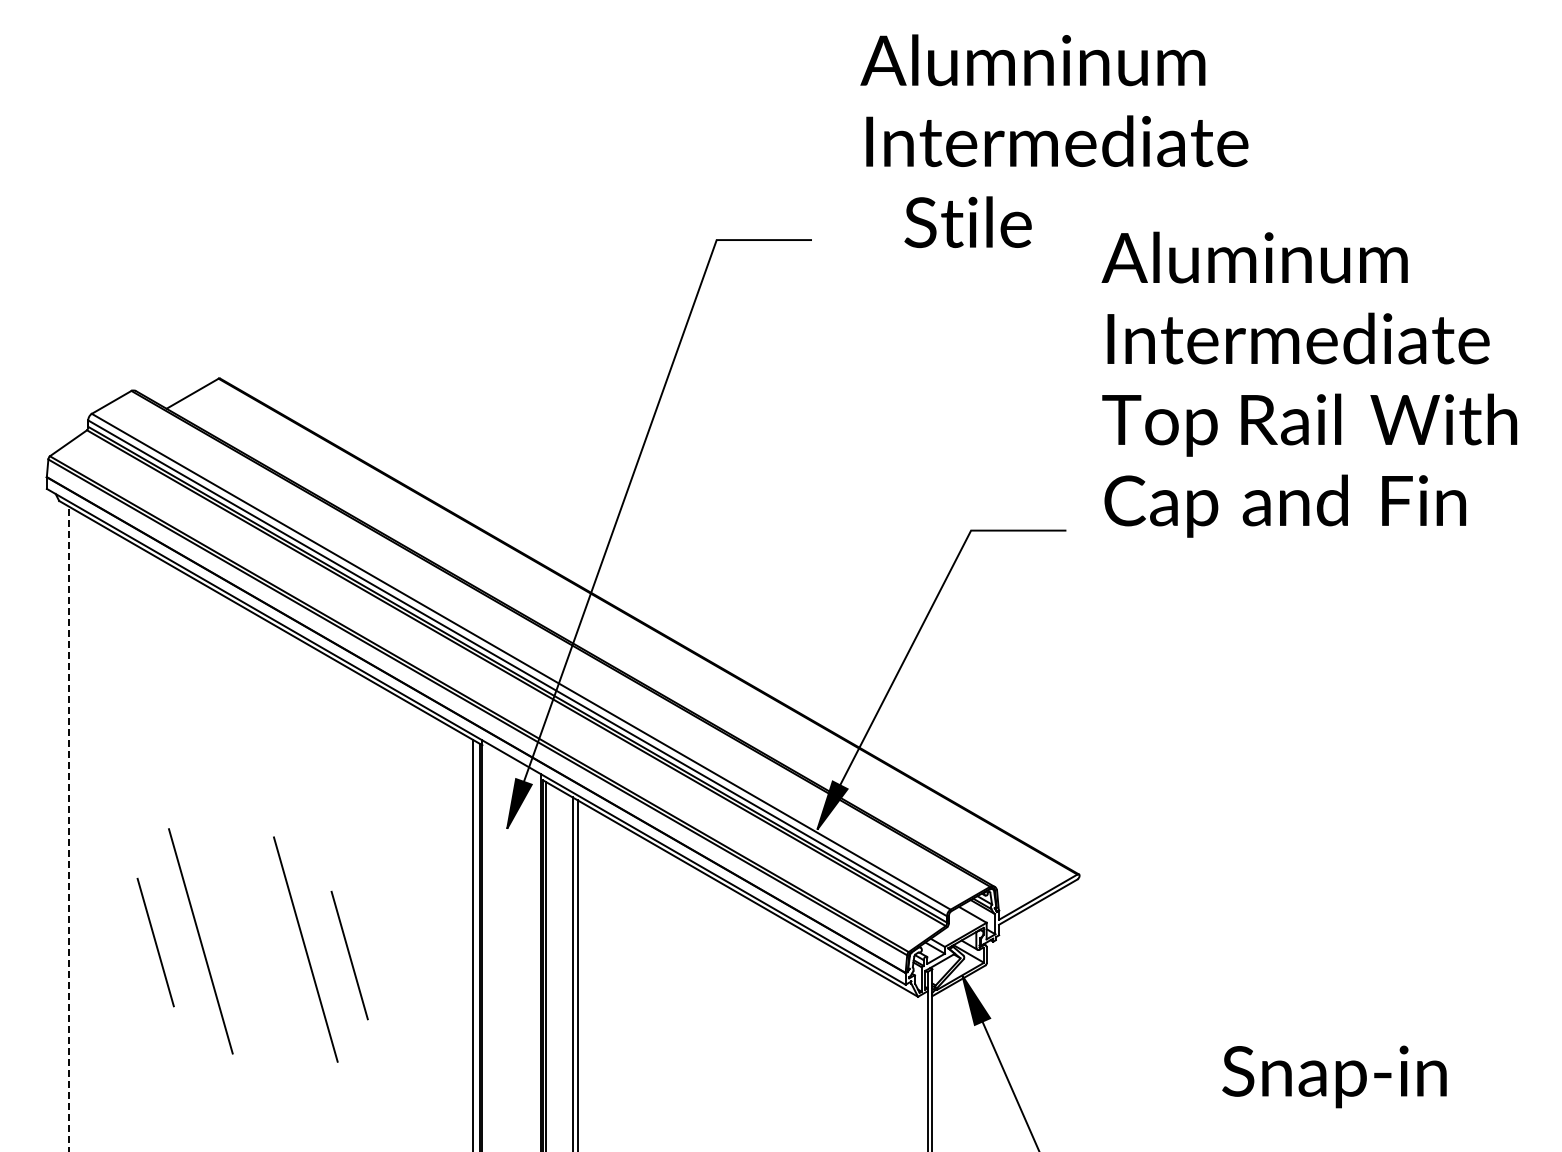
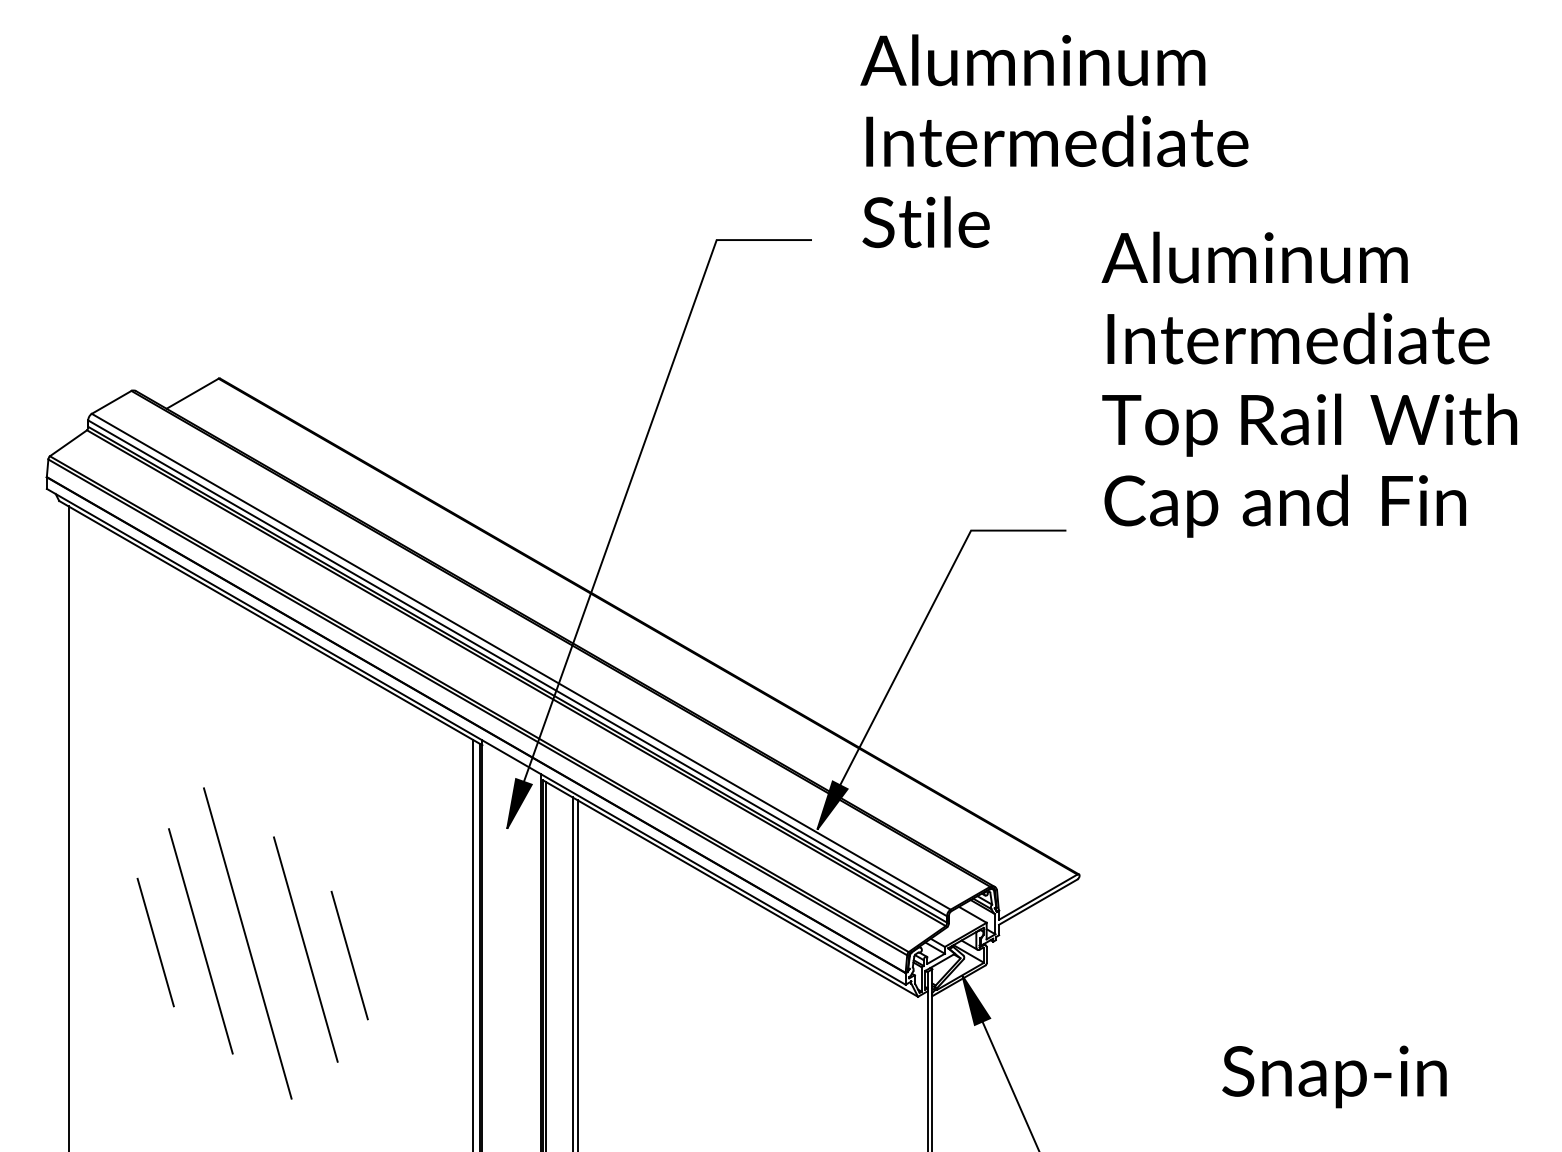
text position: (967, 222) -> (925, 222) (925, 222)
line: dashed -> solid (68, 828)
line: none -> present (247, 943)
